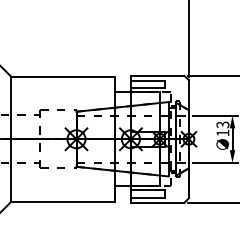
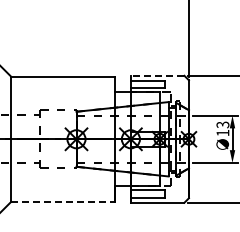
line: solid -> dashed (157, 75)
line: solid -> dashed (62, 201)
